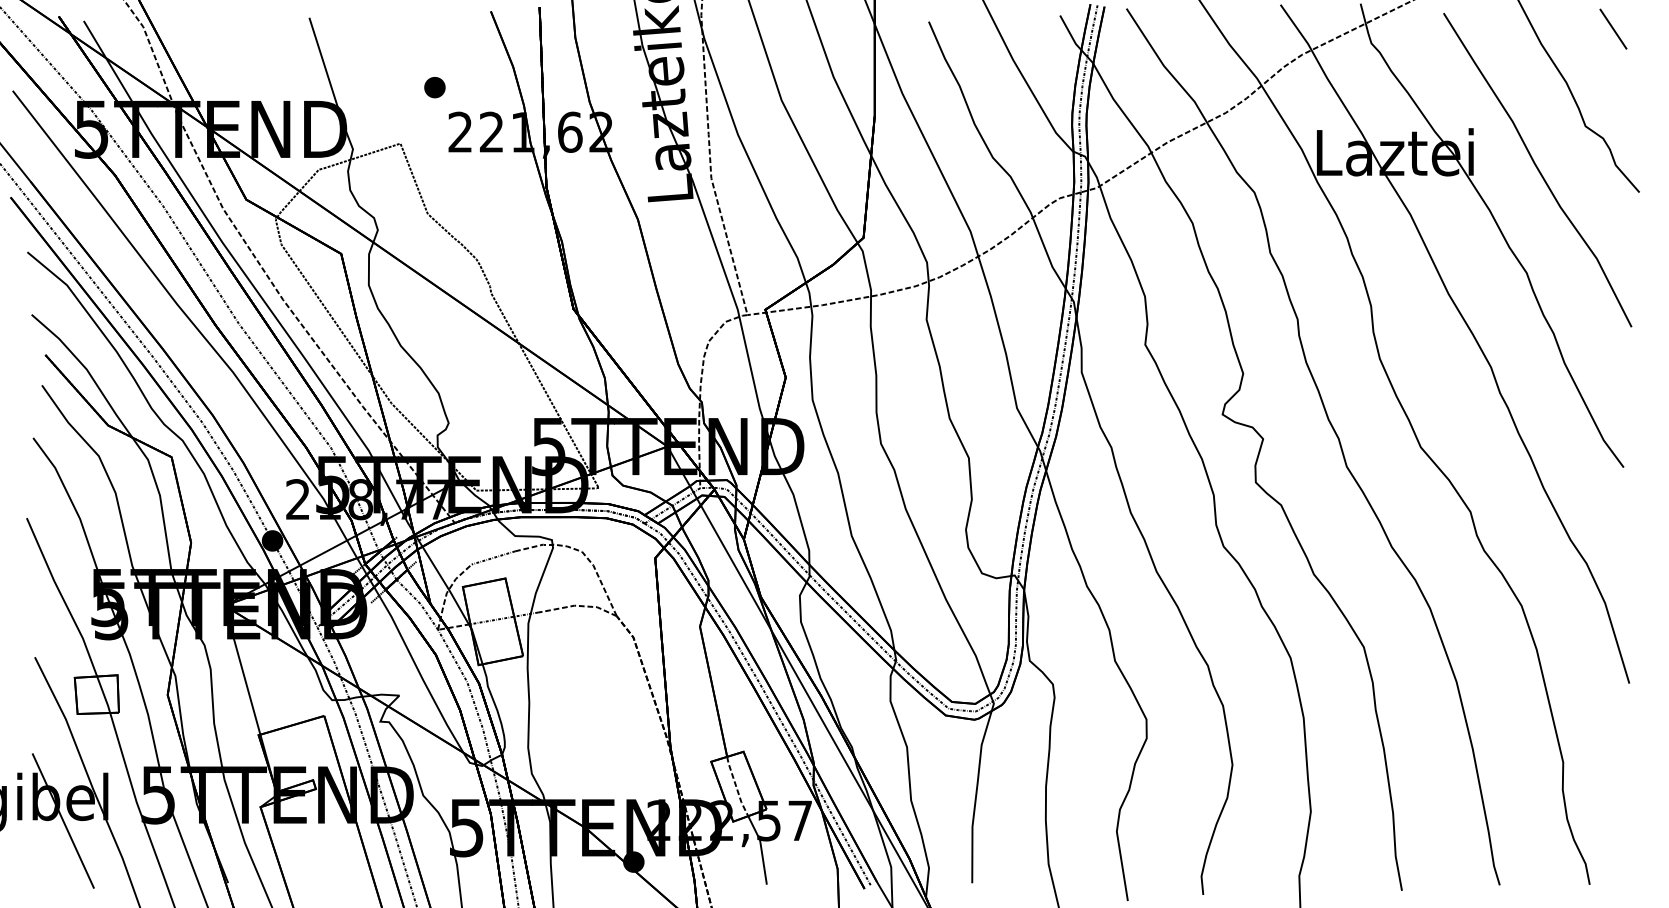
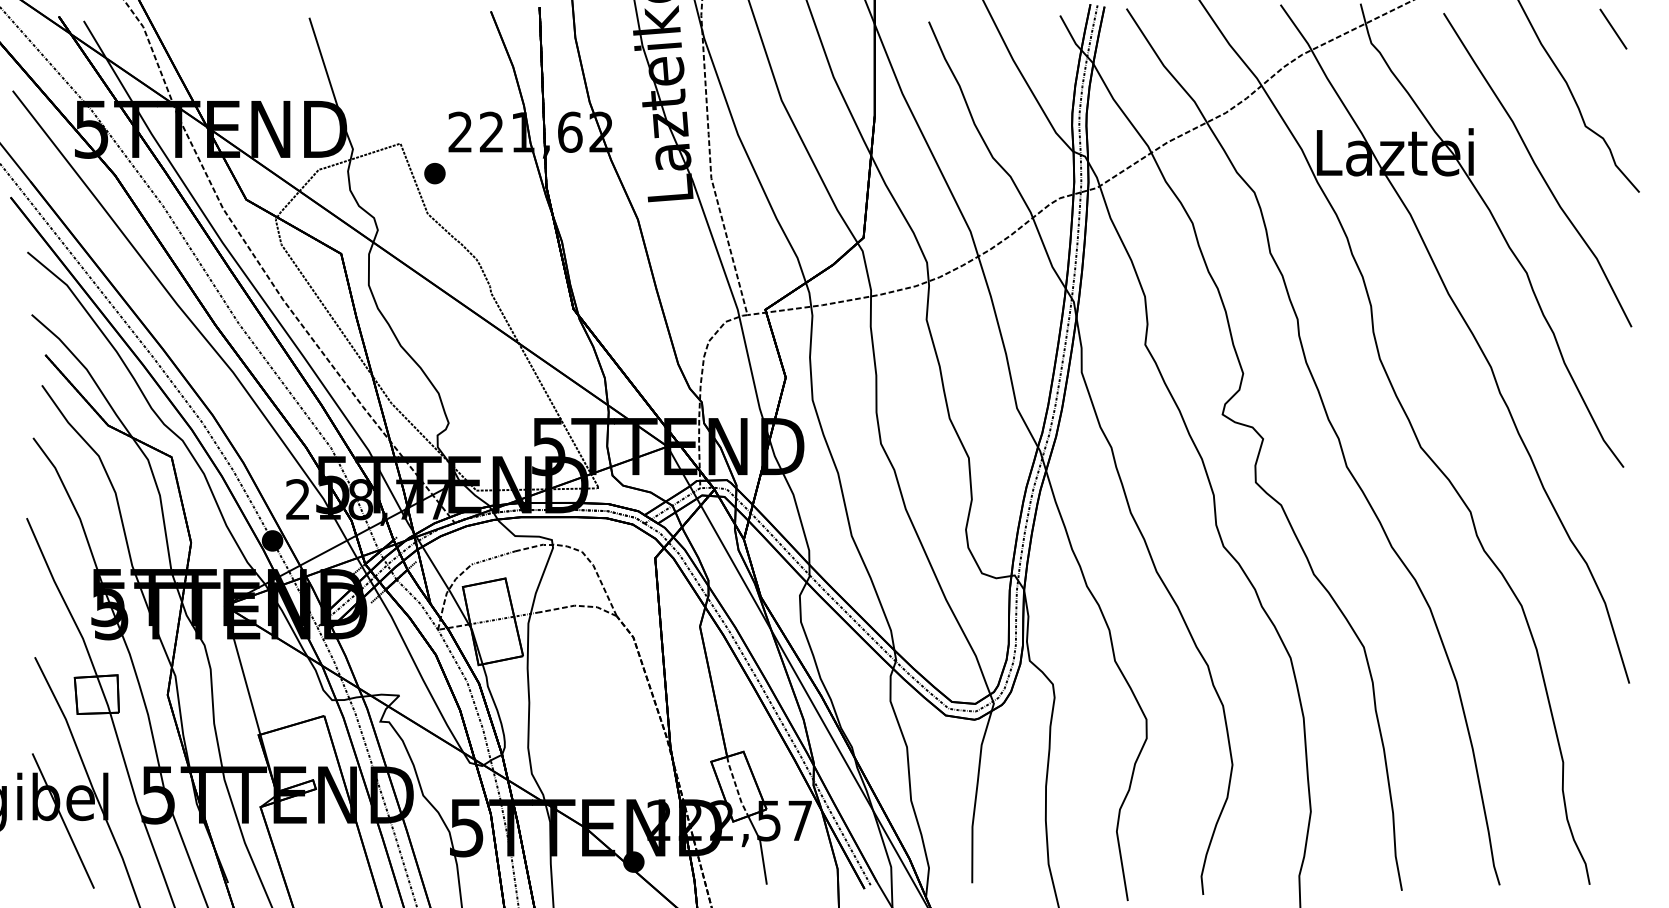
part position: (434, 87) -> (434, 173) (434, 173)
